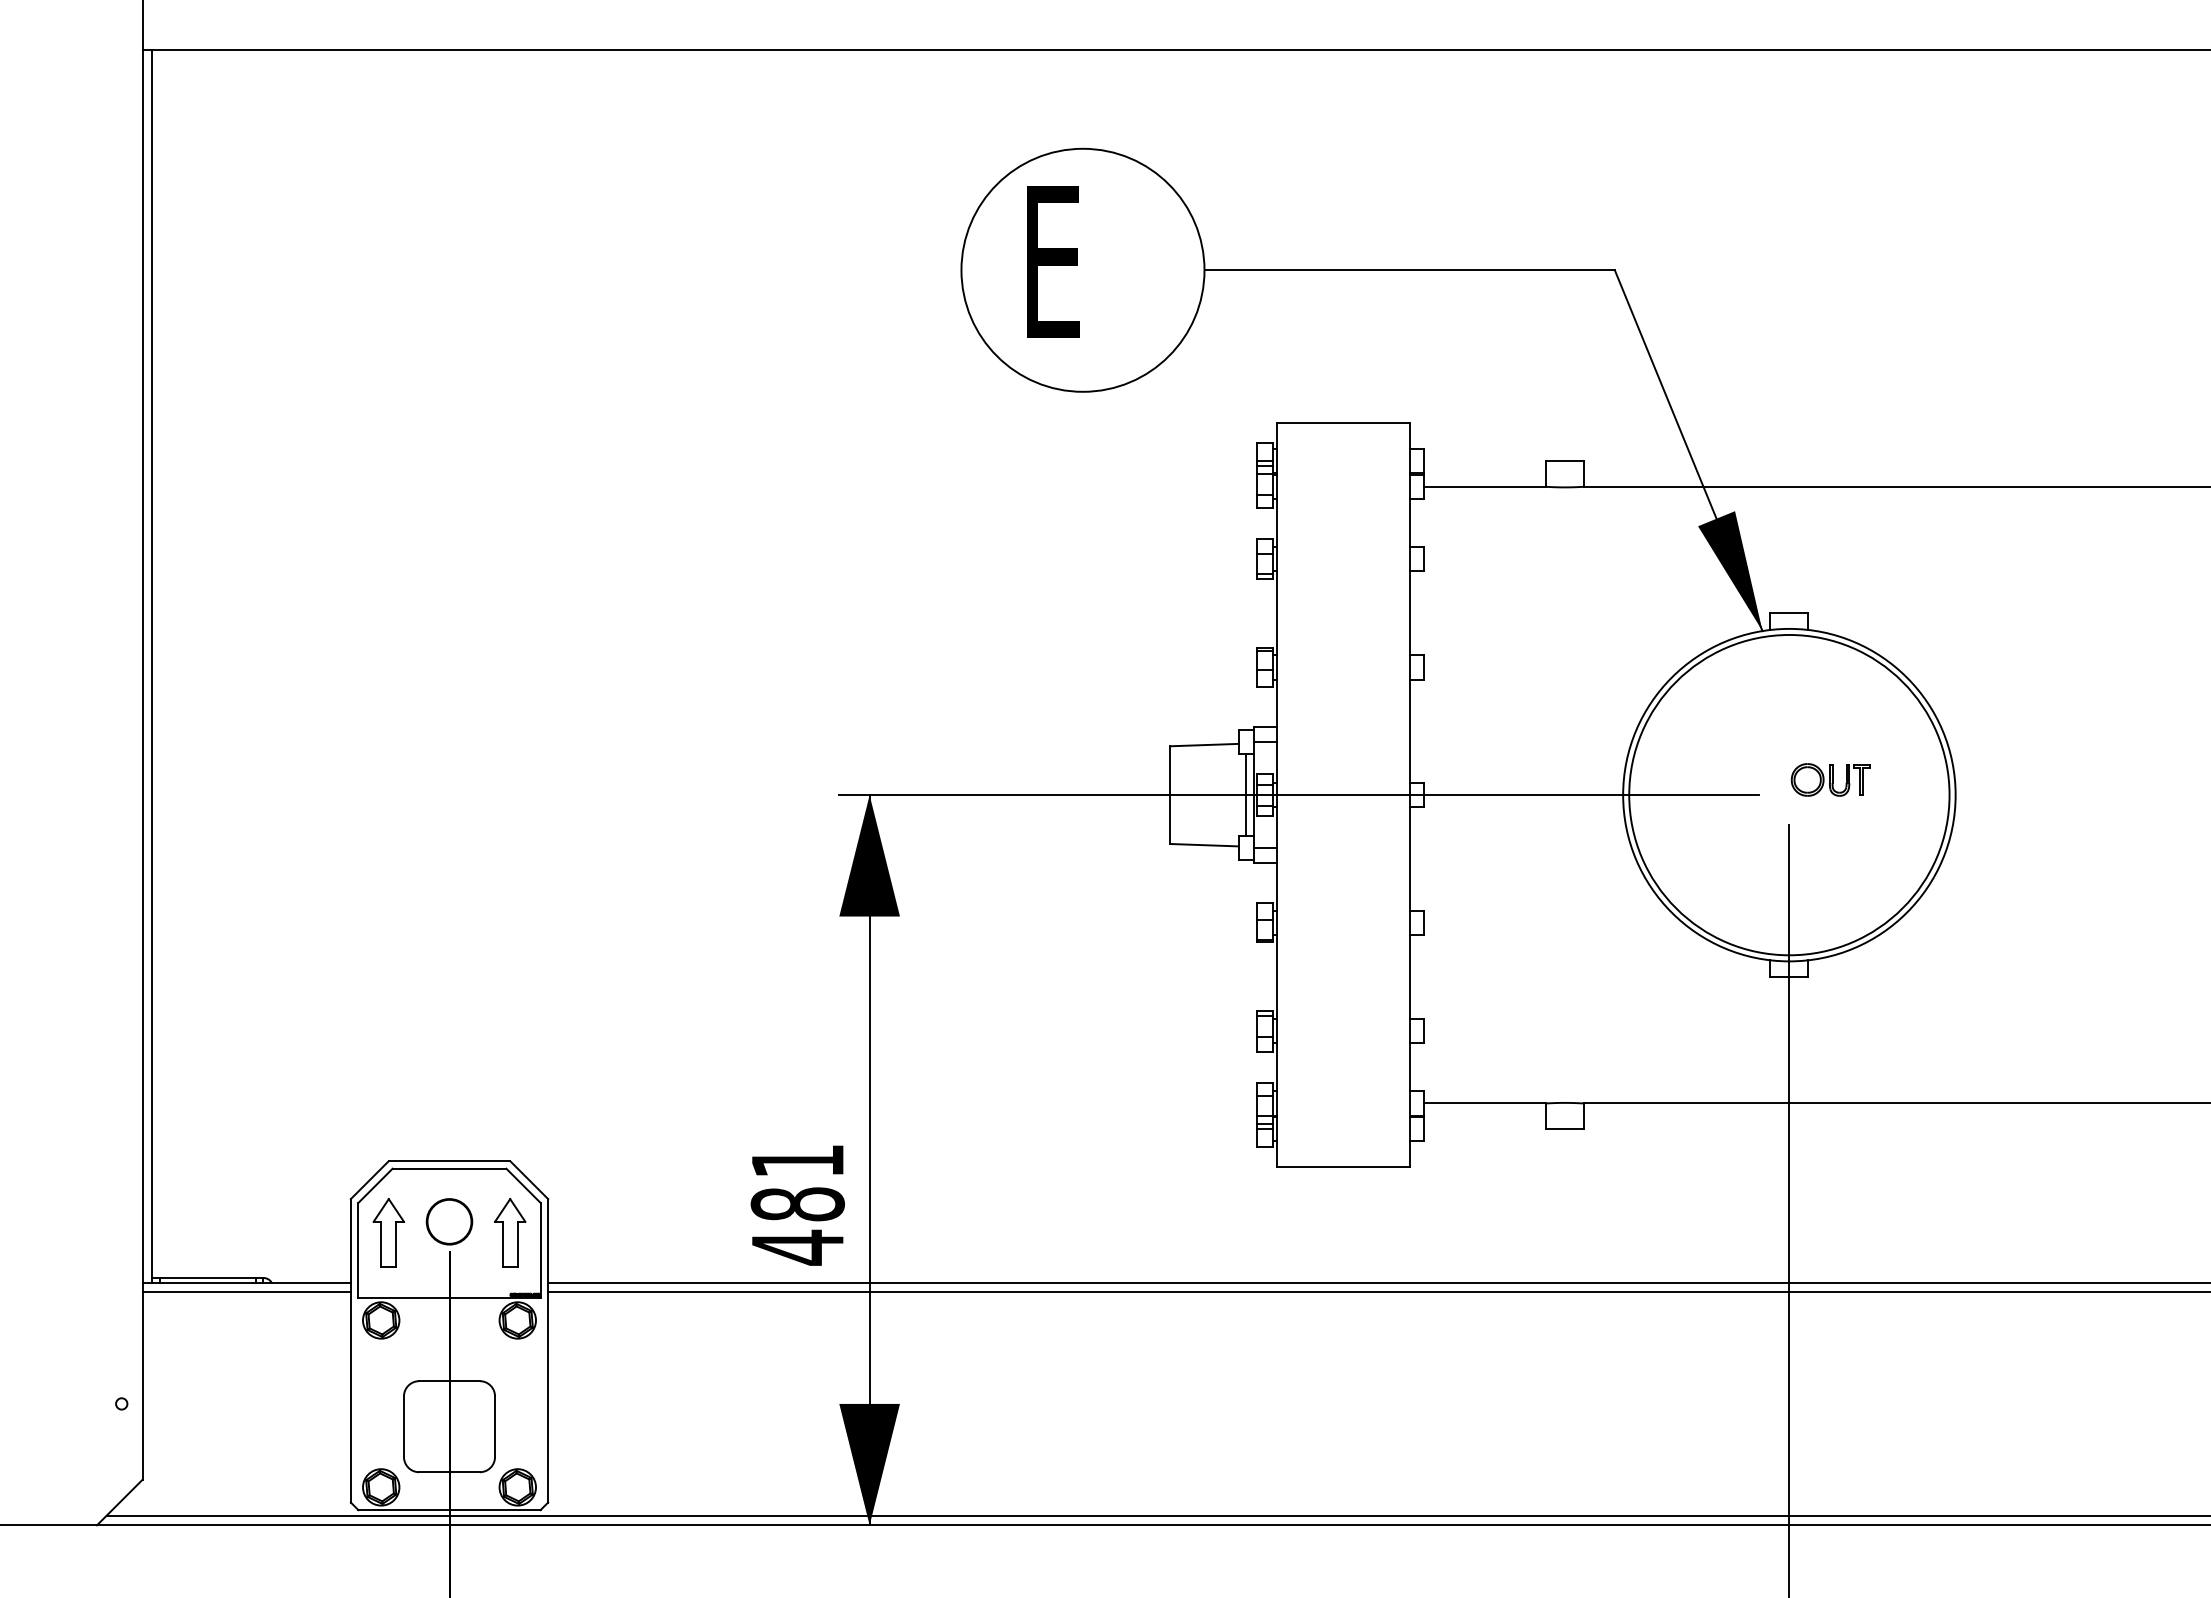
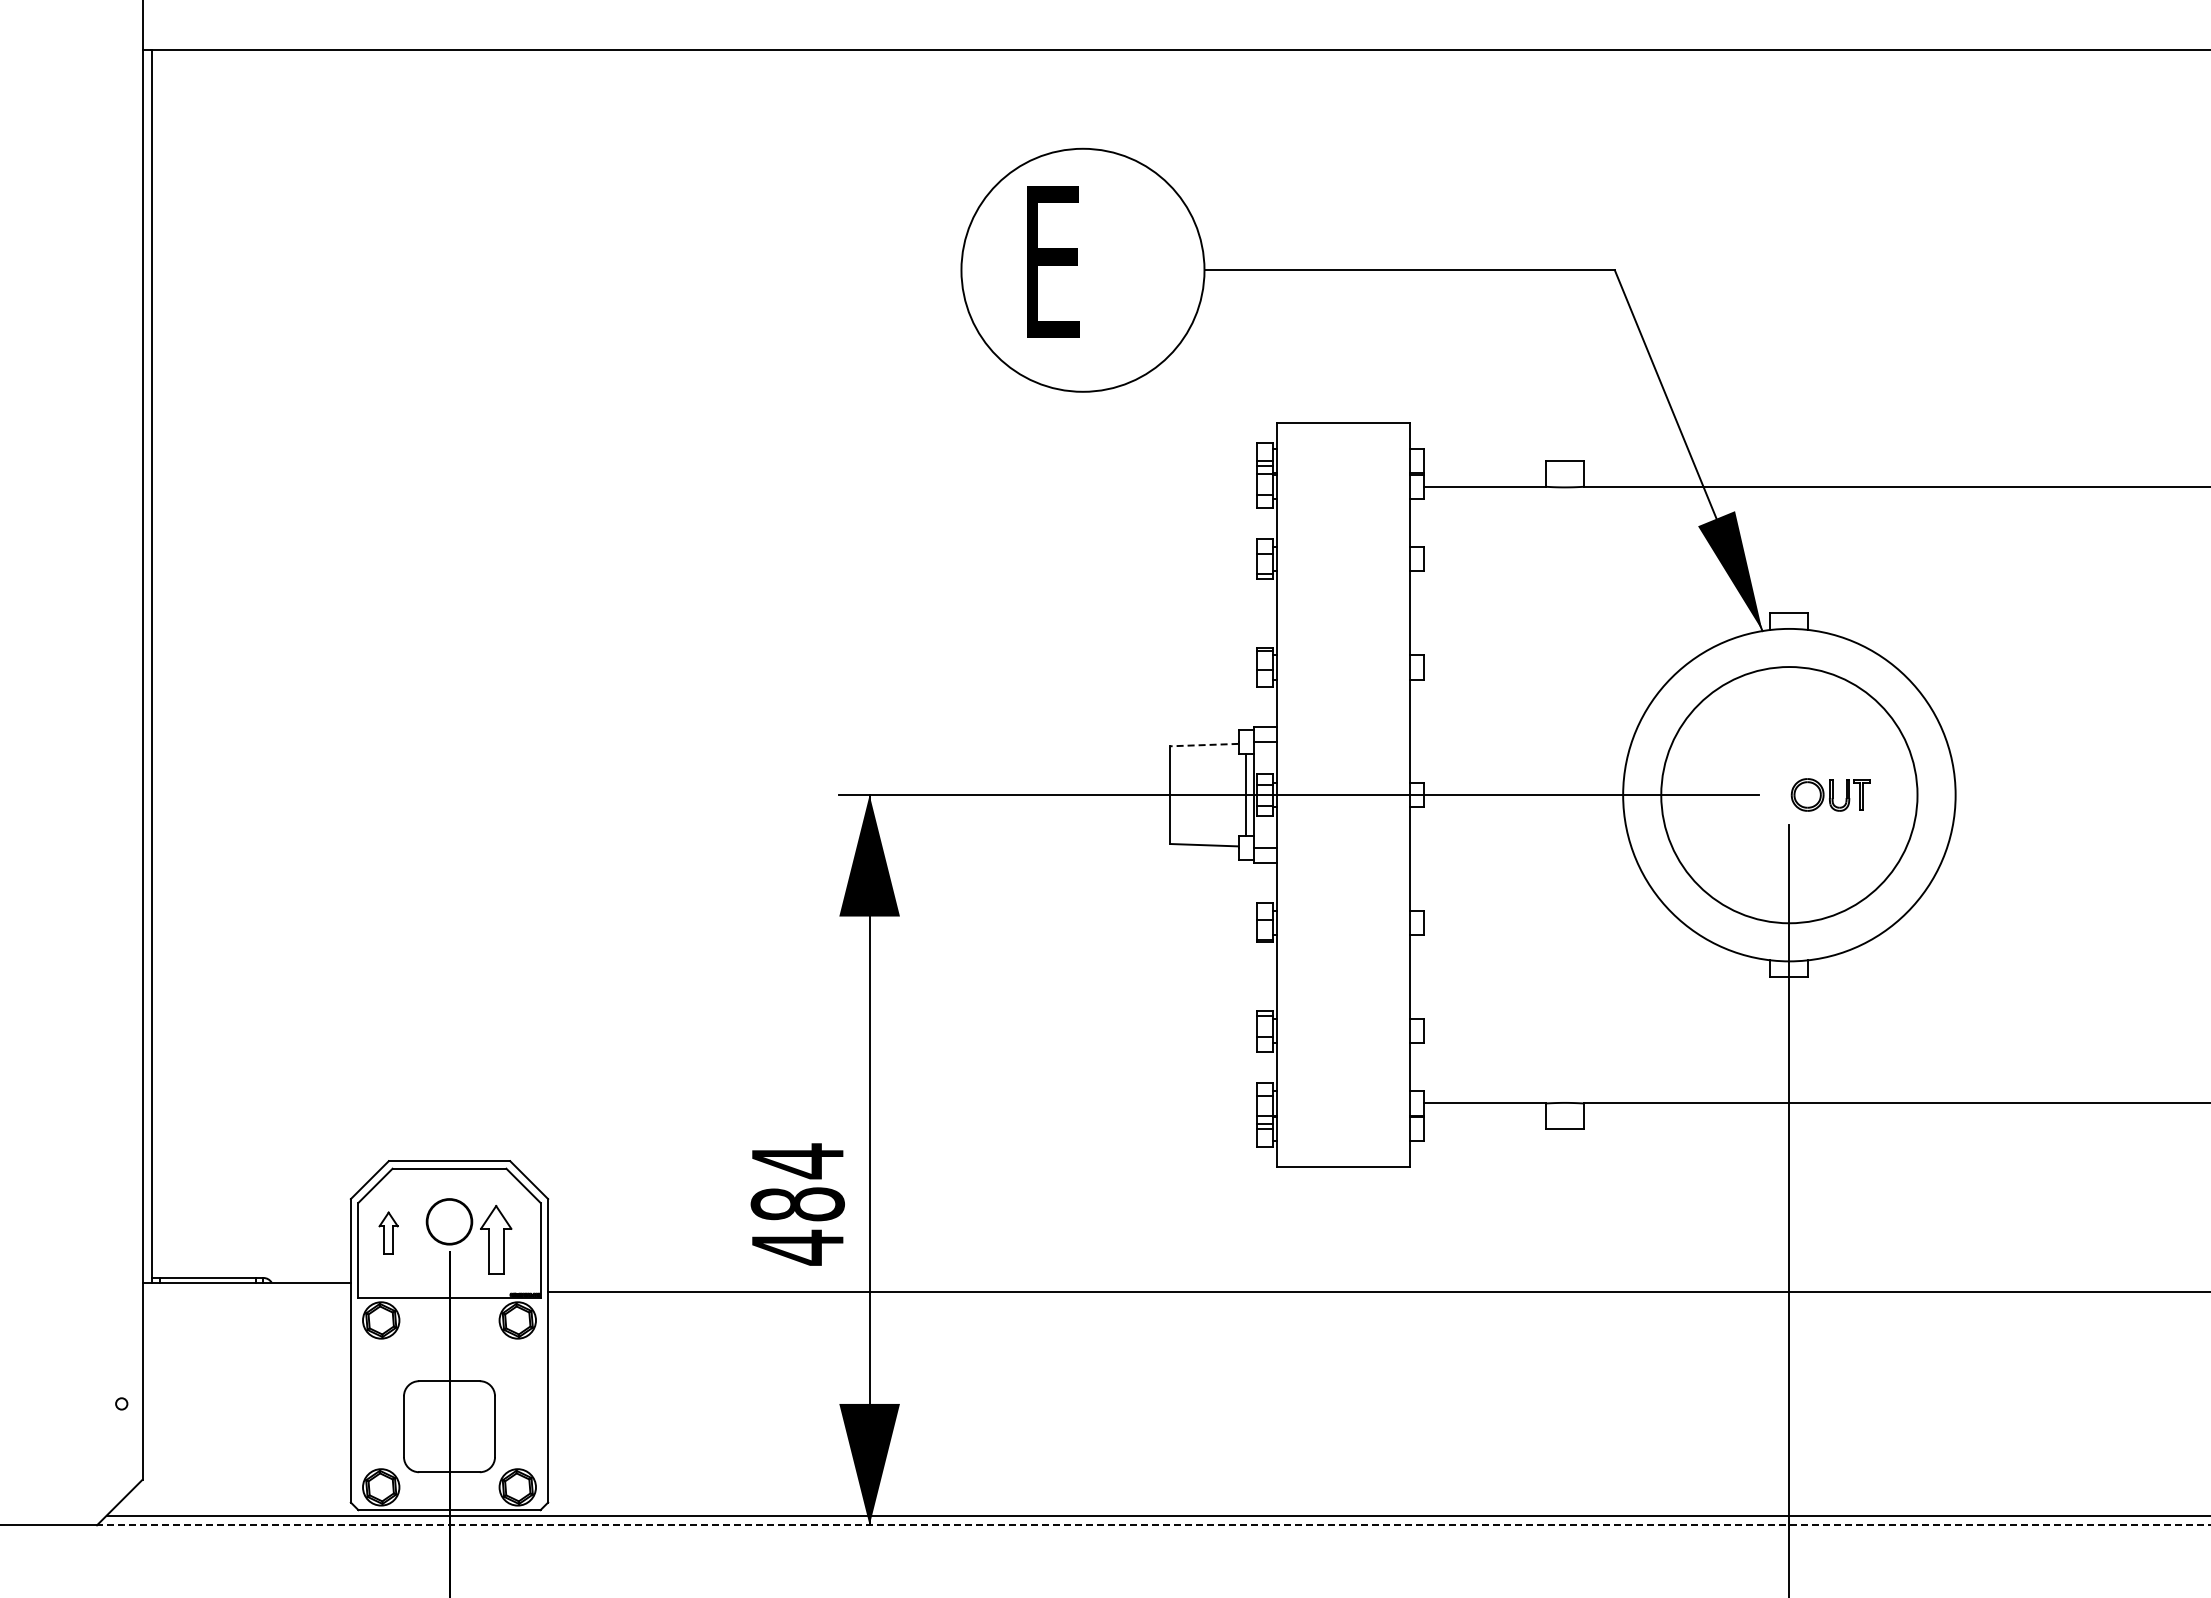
line: solid -> dashed (1203, 745)
part position: (1830, 779) -> (1830, 794) (1830, 794)
circle diameter: 320 px -> 256 px (1789, 795)
text: 481 -> 484 (797, 1161)
part size: 33x70 px -> 21x44 px (388, 1232)
part position: (510, 1232) -> (496, 1239) (496, 1239)
line: present -> none (1377, 1282)
line: present -> none (246, 1292)
line: solid -> dashed (1153, 1525)
